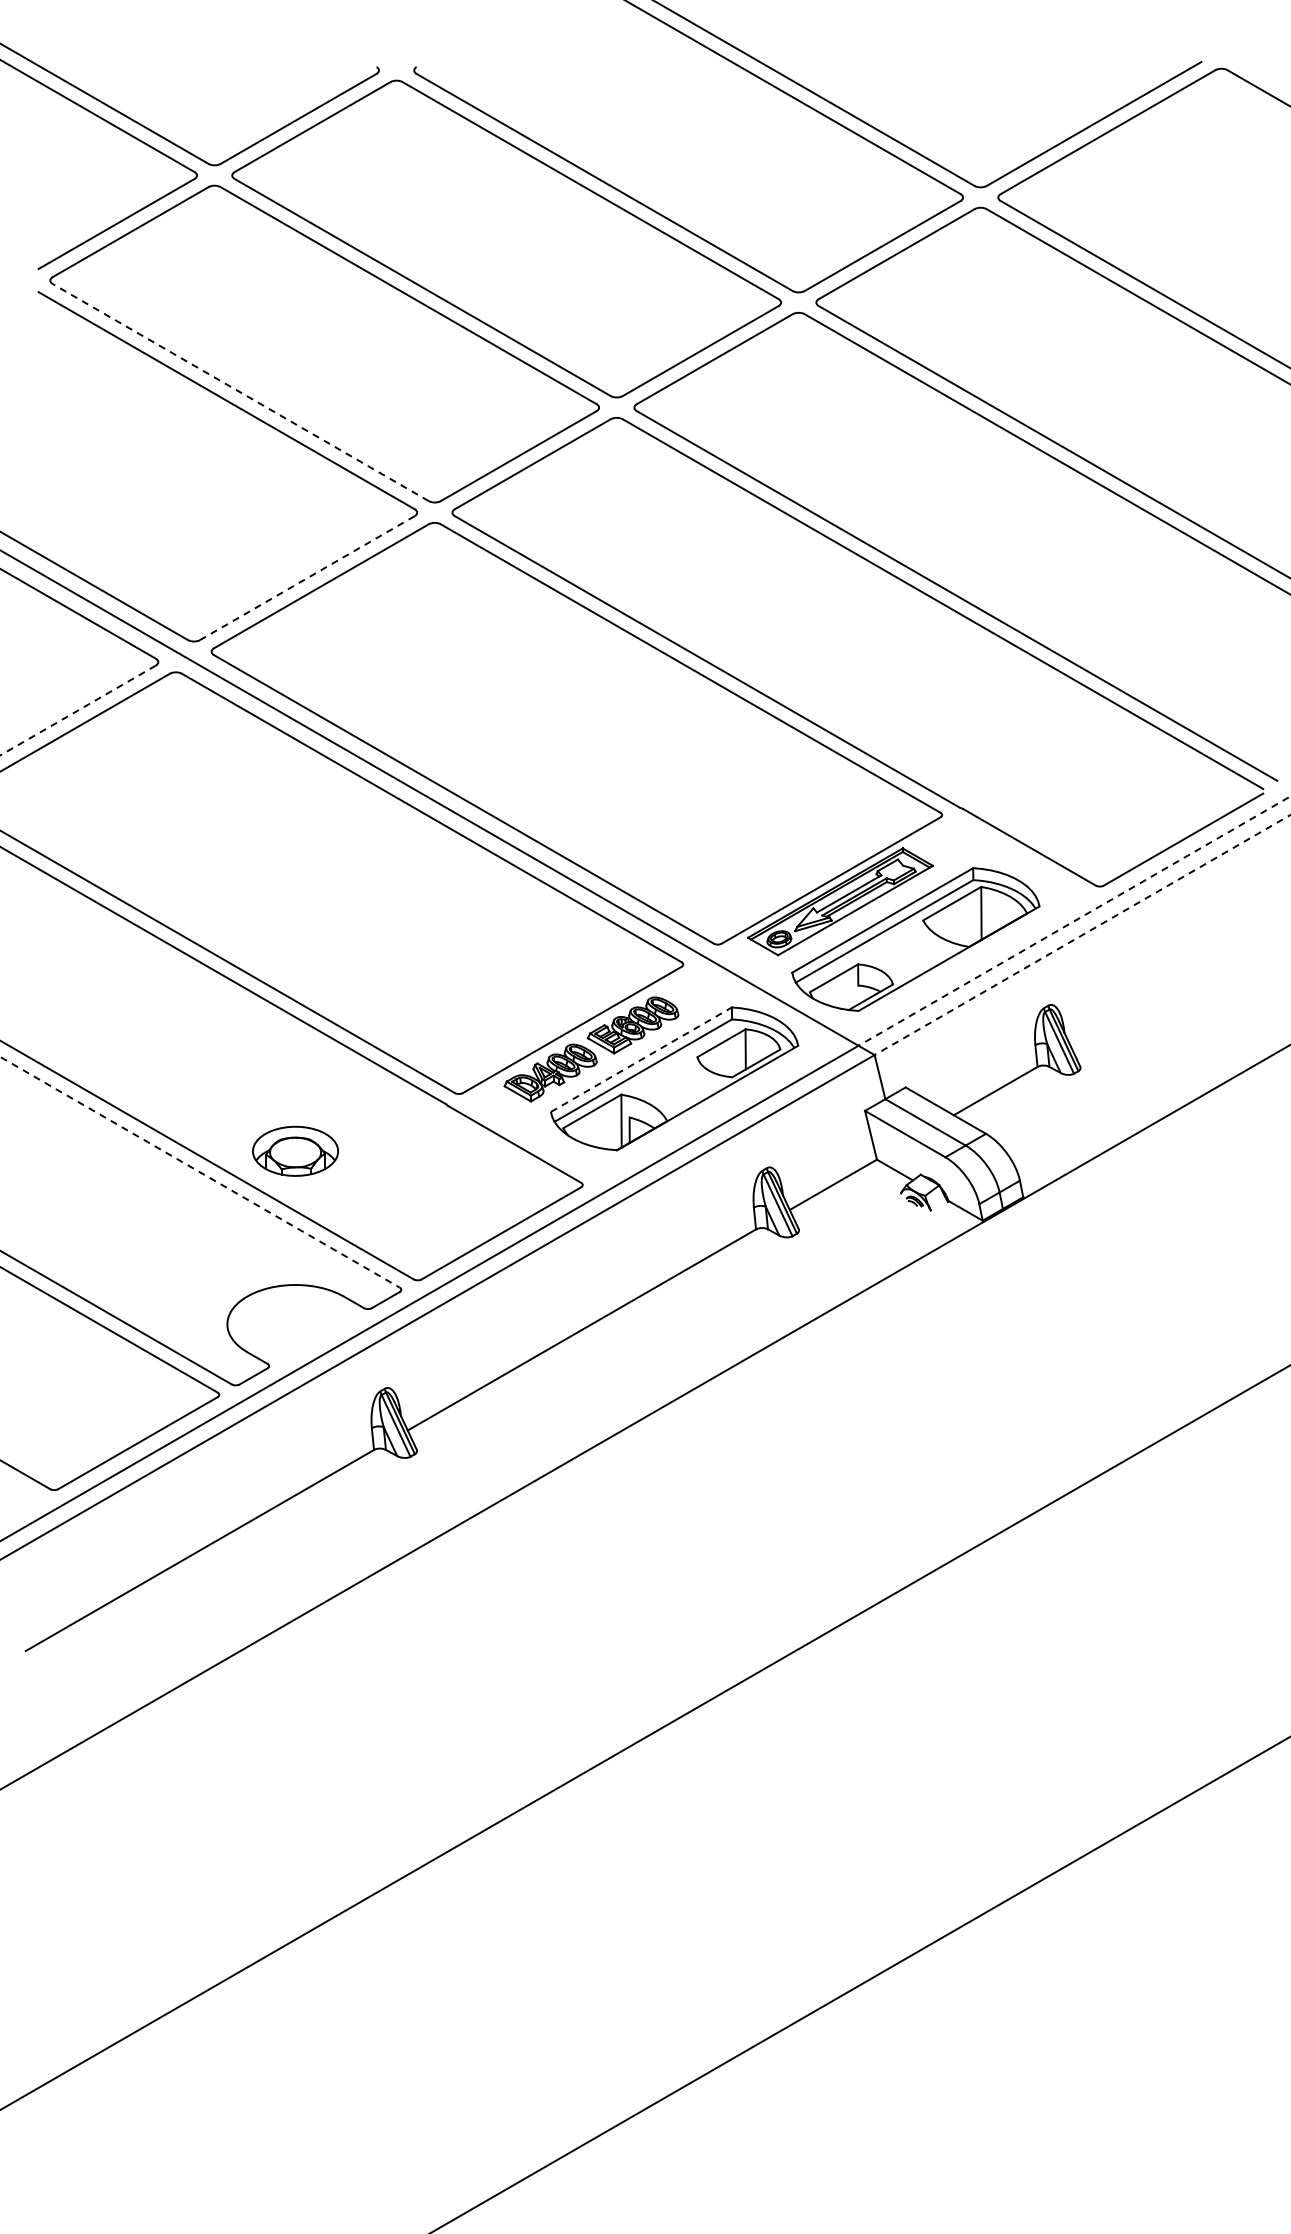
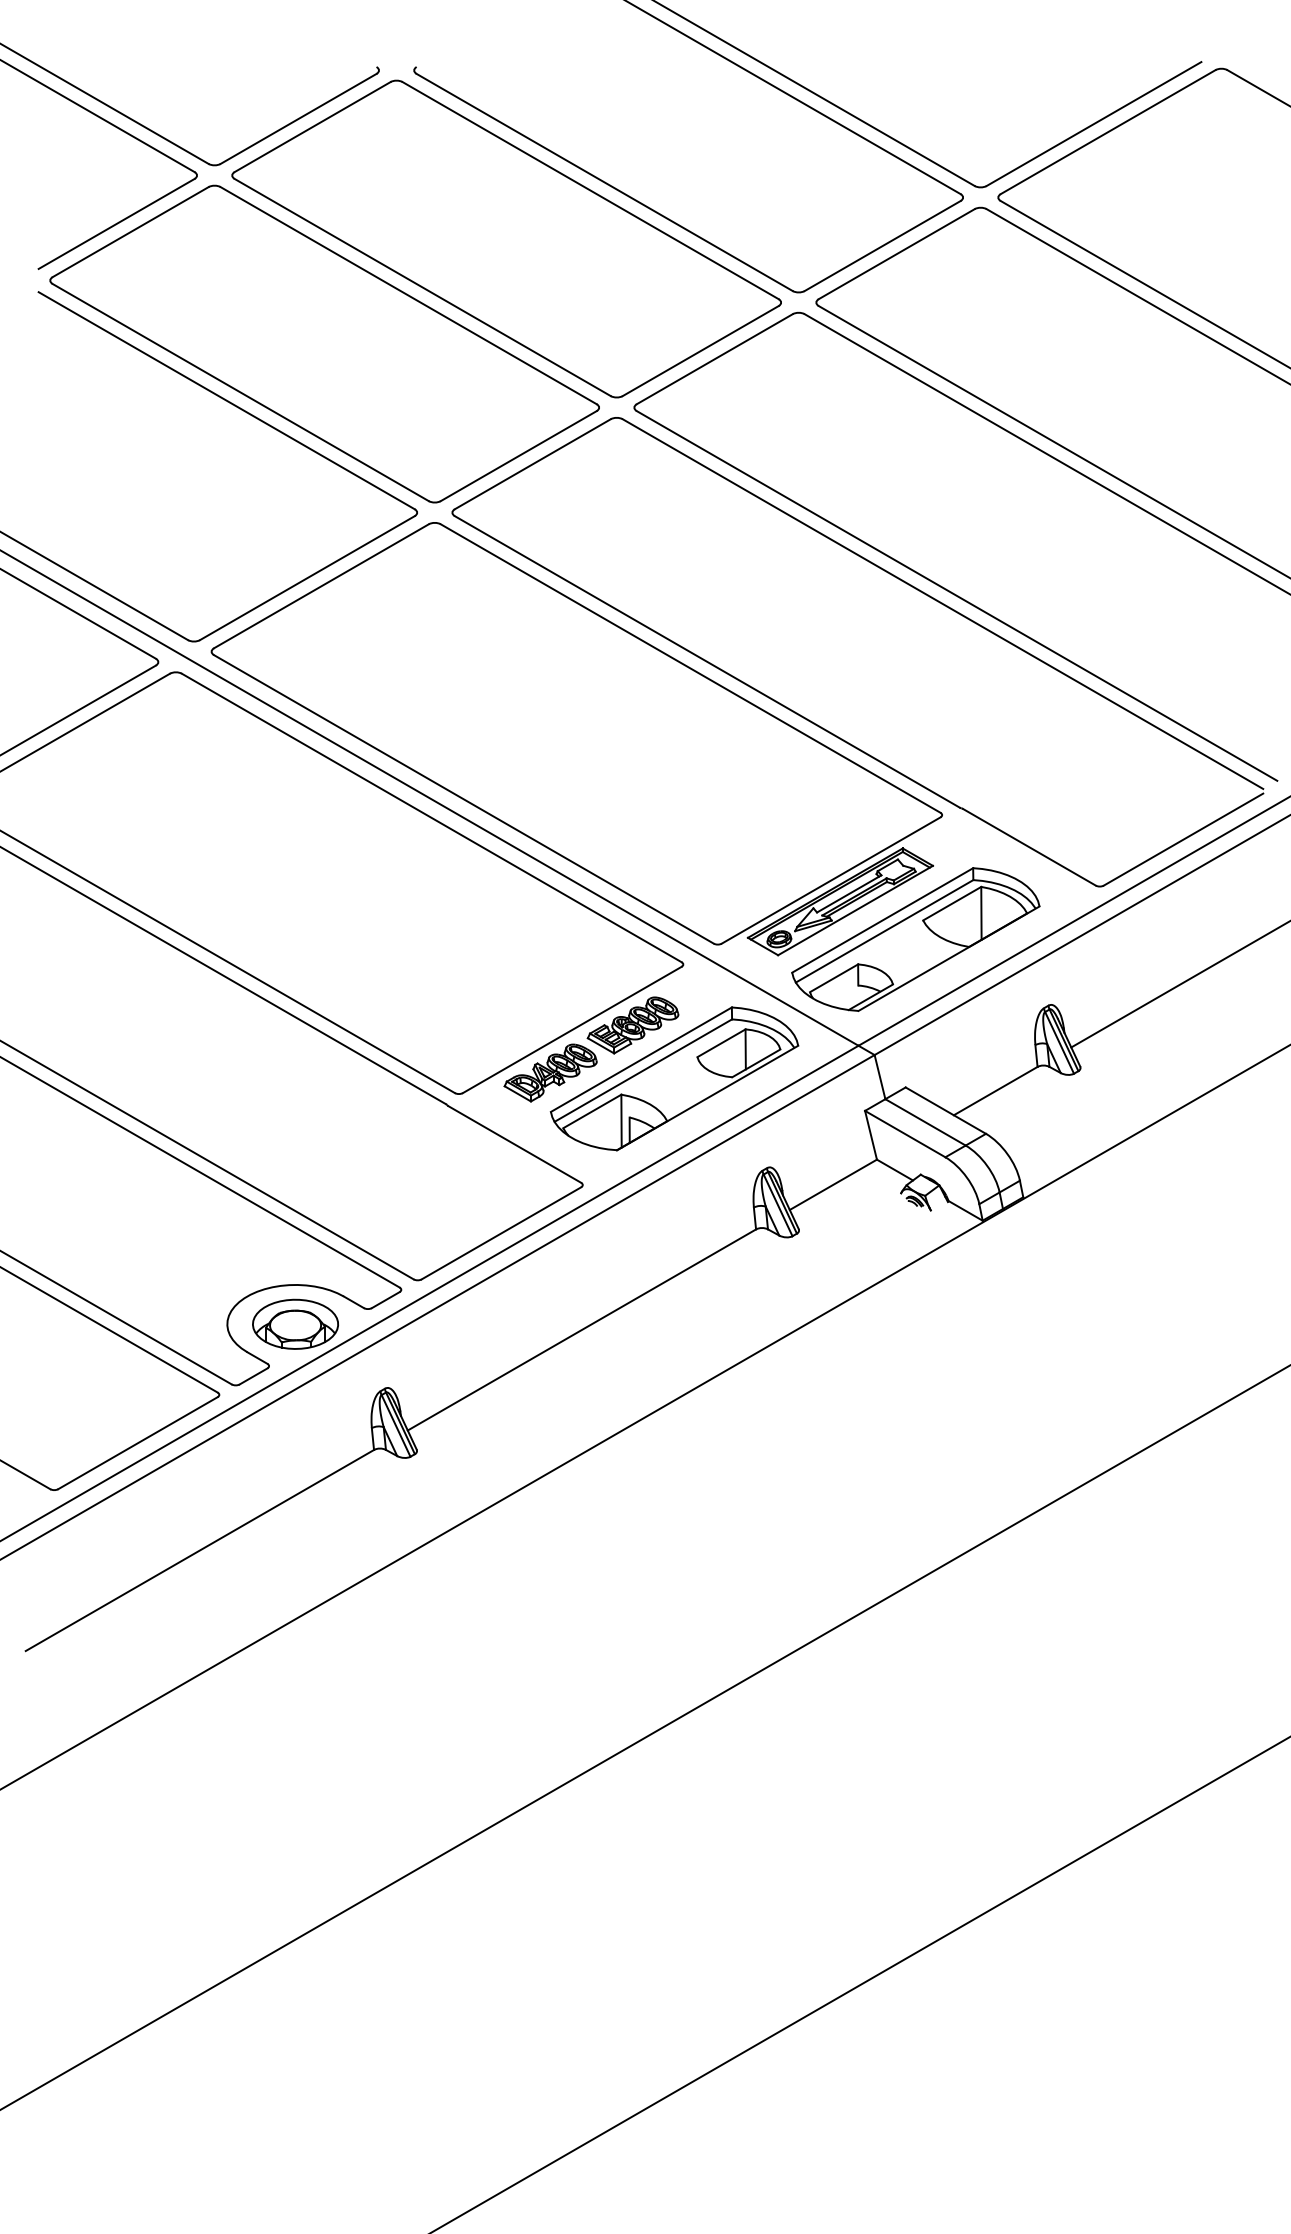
line: dashed -> solid (240, 392)
line: dashed -> solid (307, 578)
line: dashed -> solid (77, 710)
line: dashed -> solid (1074, 921)
line: dashed -> solid (1082, 935)
line: none -> present (1179, 984)
line: dashed -> solid (641, 1059)
part position: (295, 1150) -> (295, 1323) (295, 1323)
line: dashed -> solid (200, 1172)
